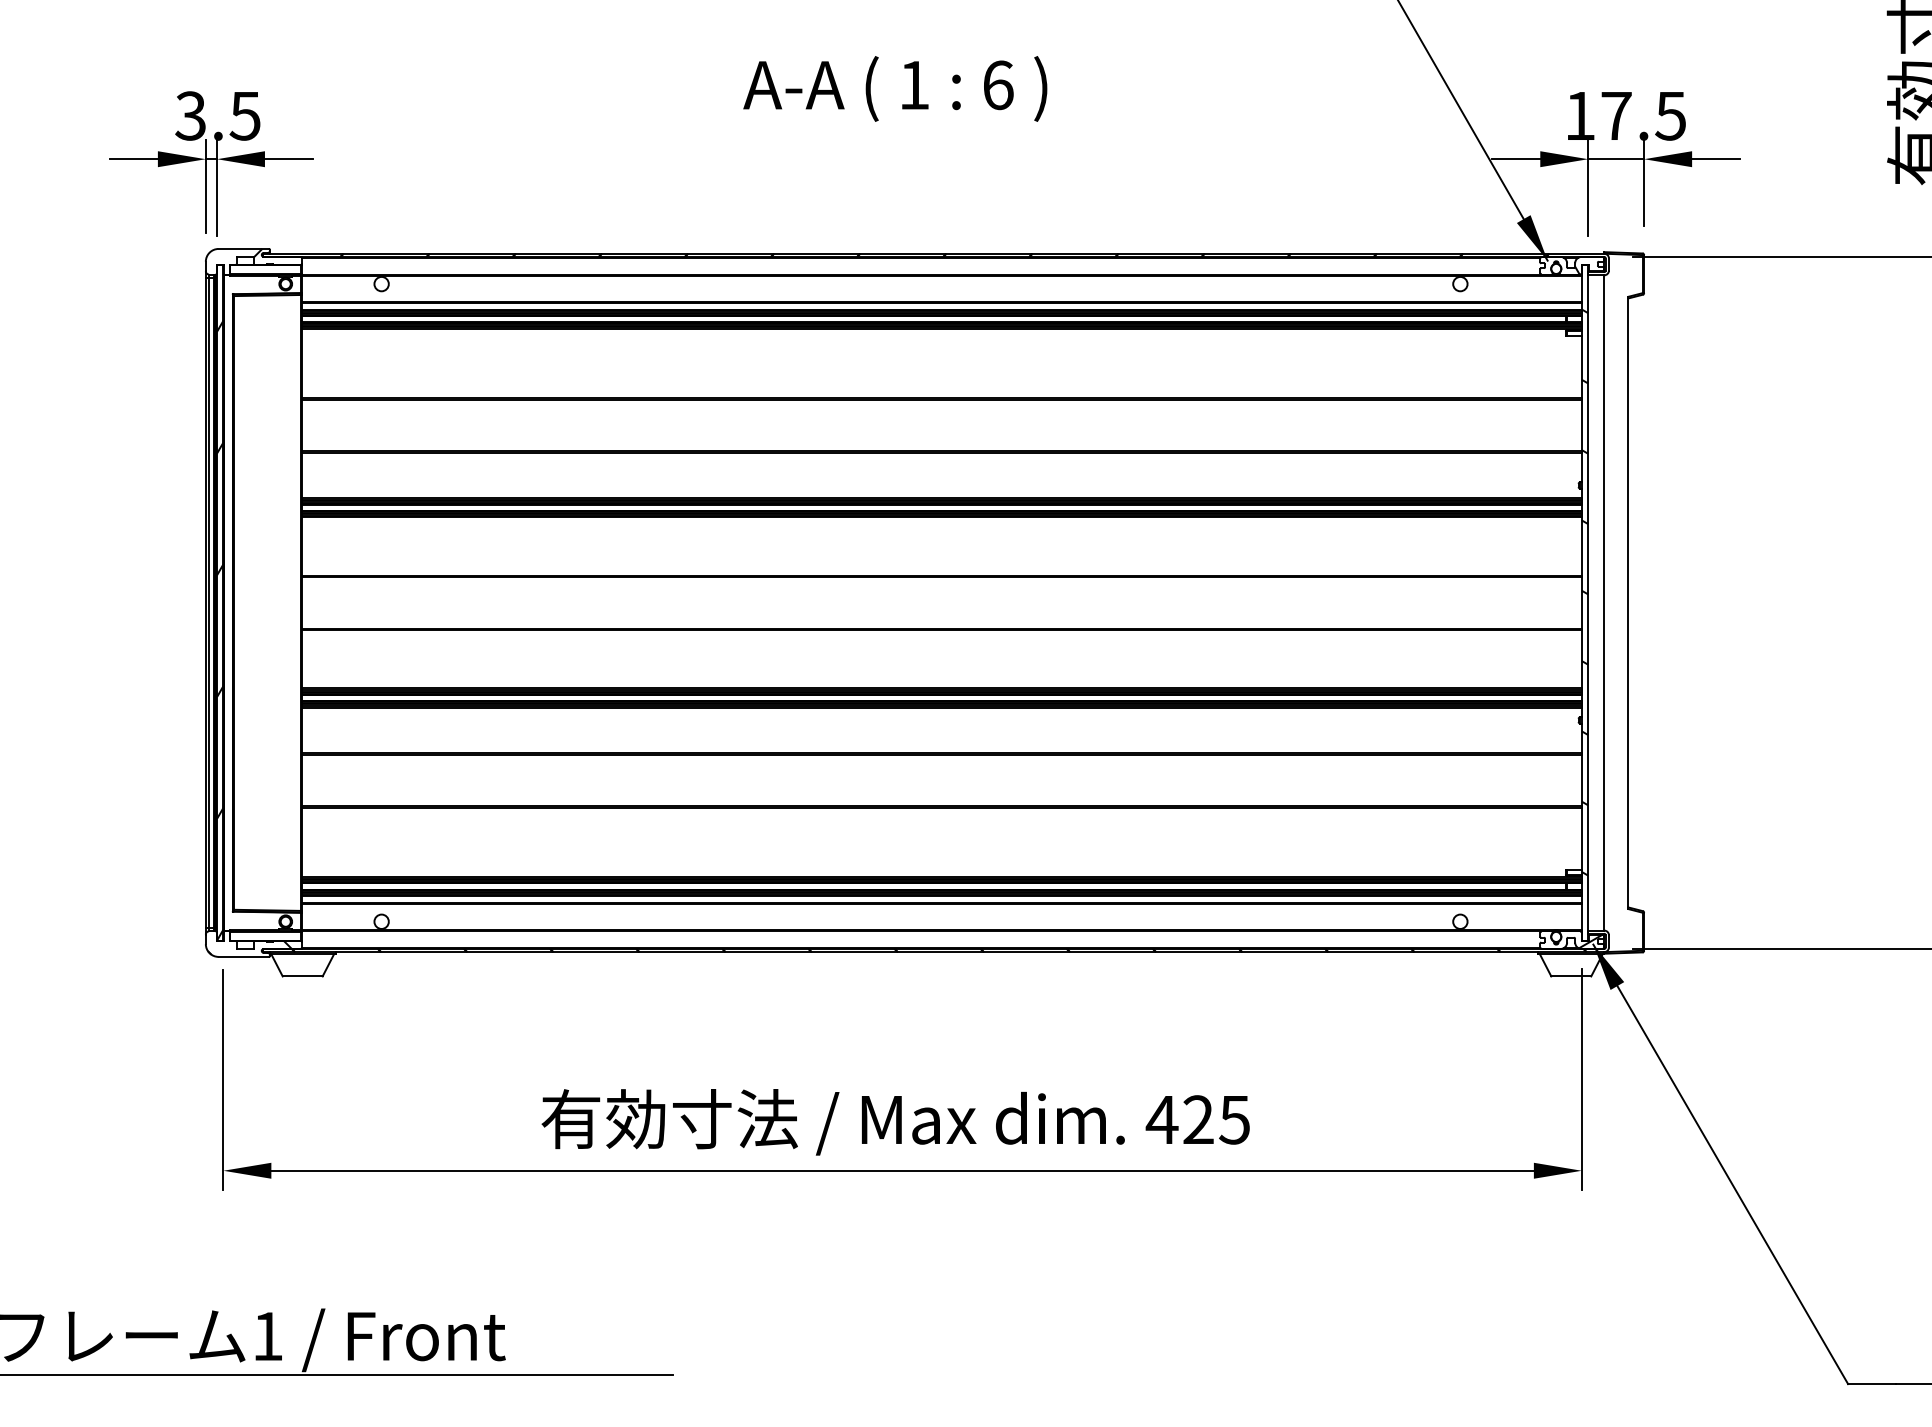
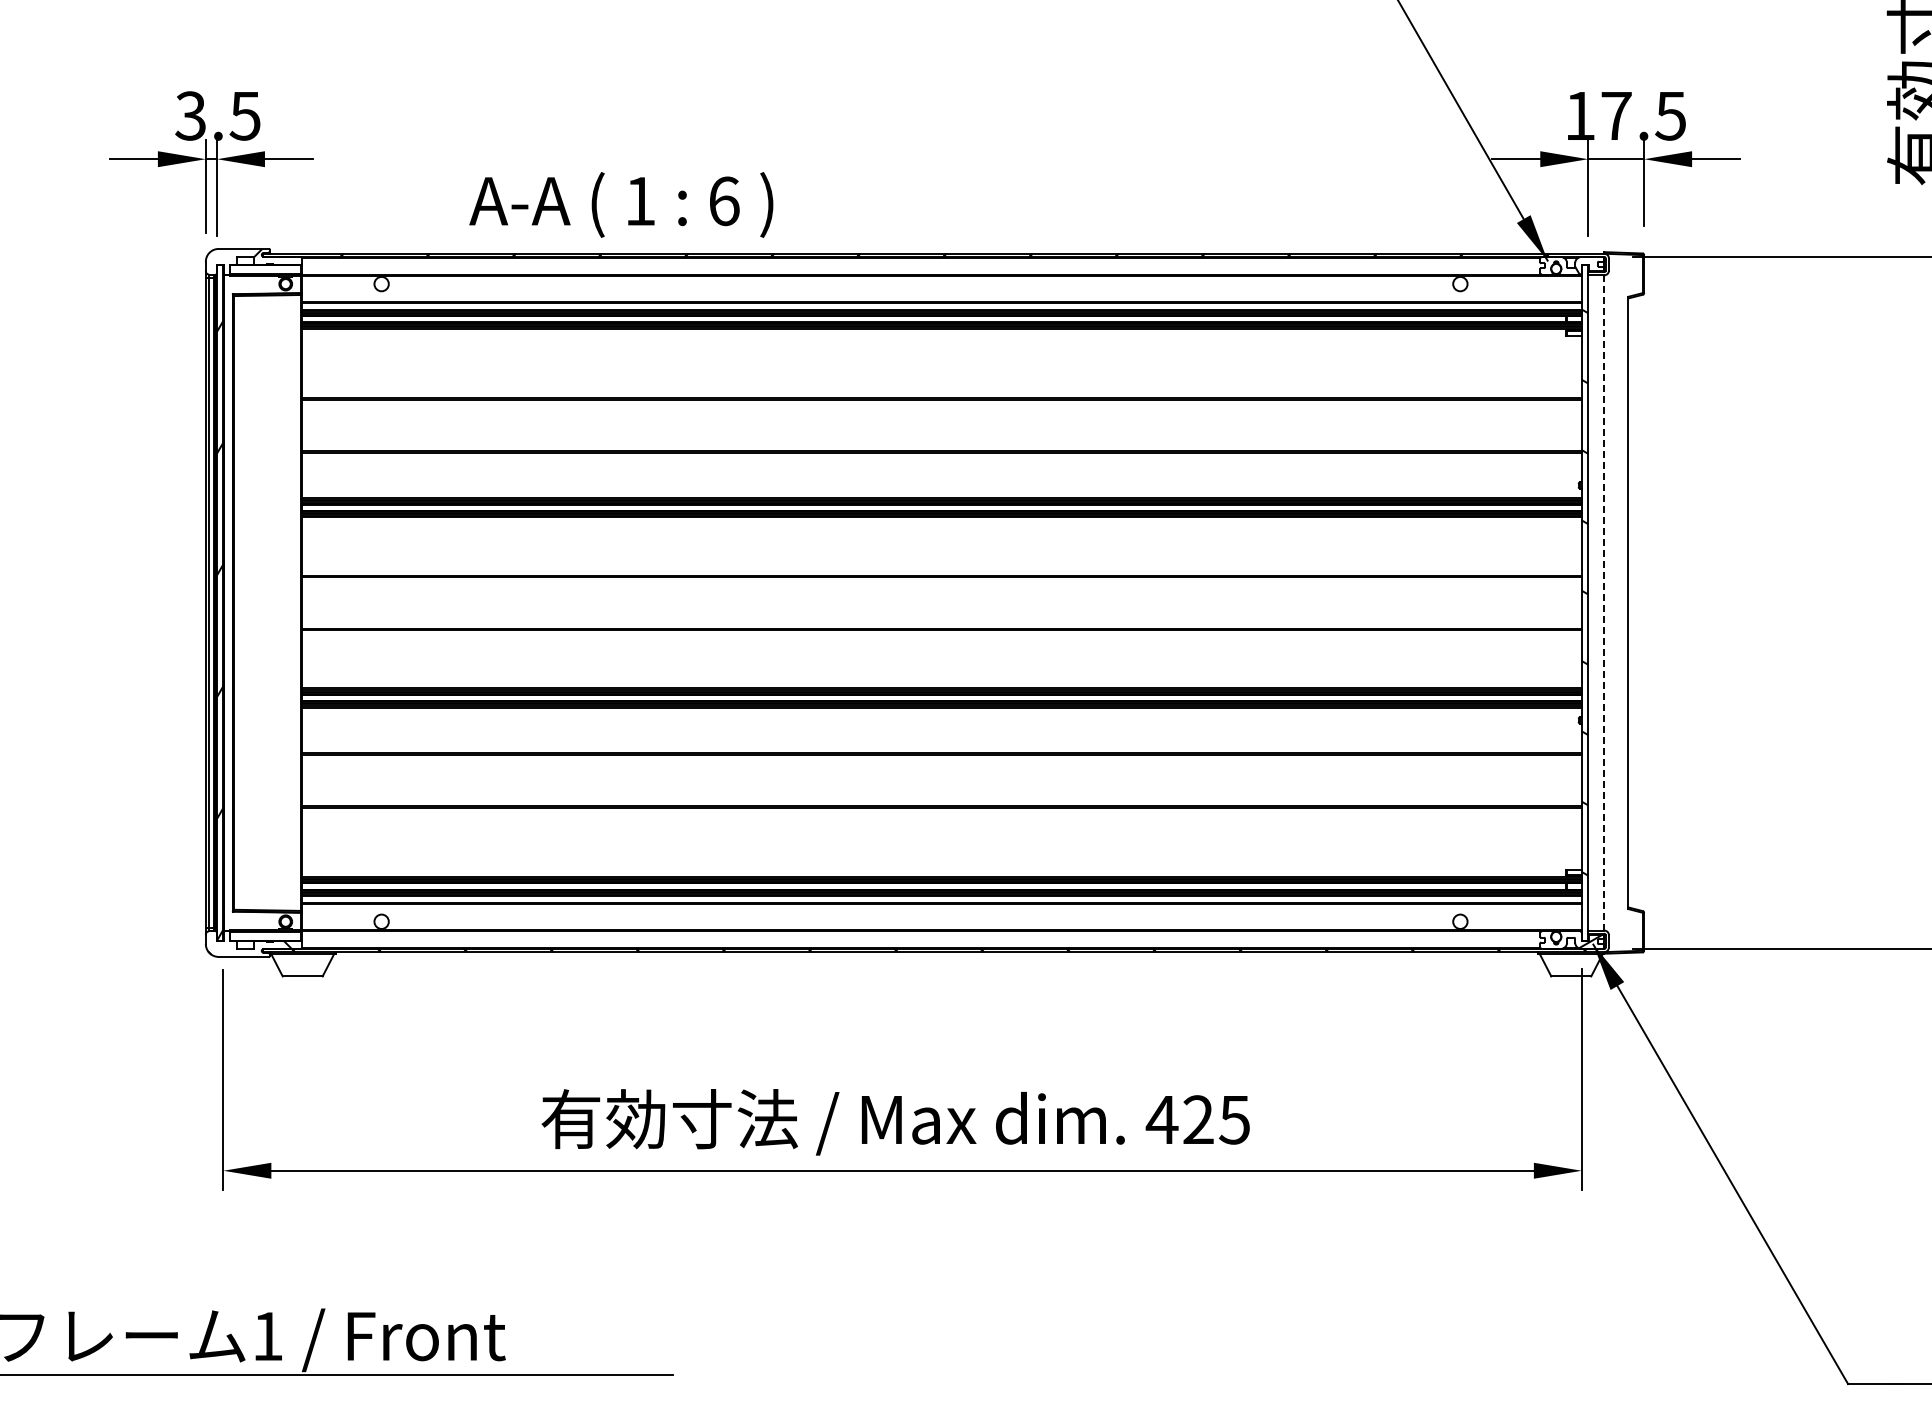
text position: (895, 88) -> (621, 204) (621, 204)
line: solid -> dashed (1604, 602)
